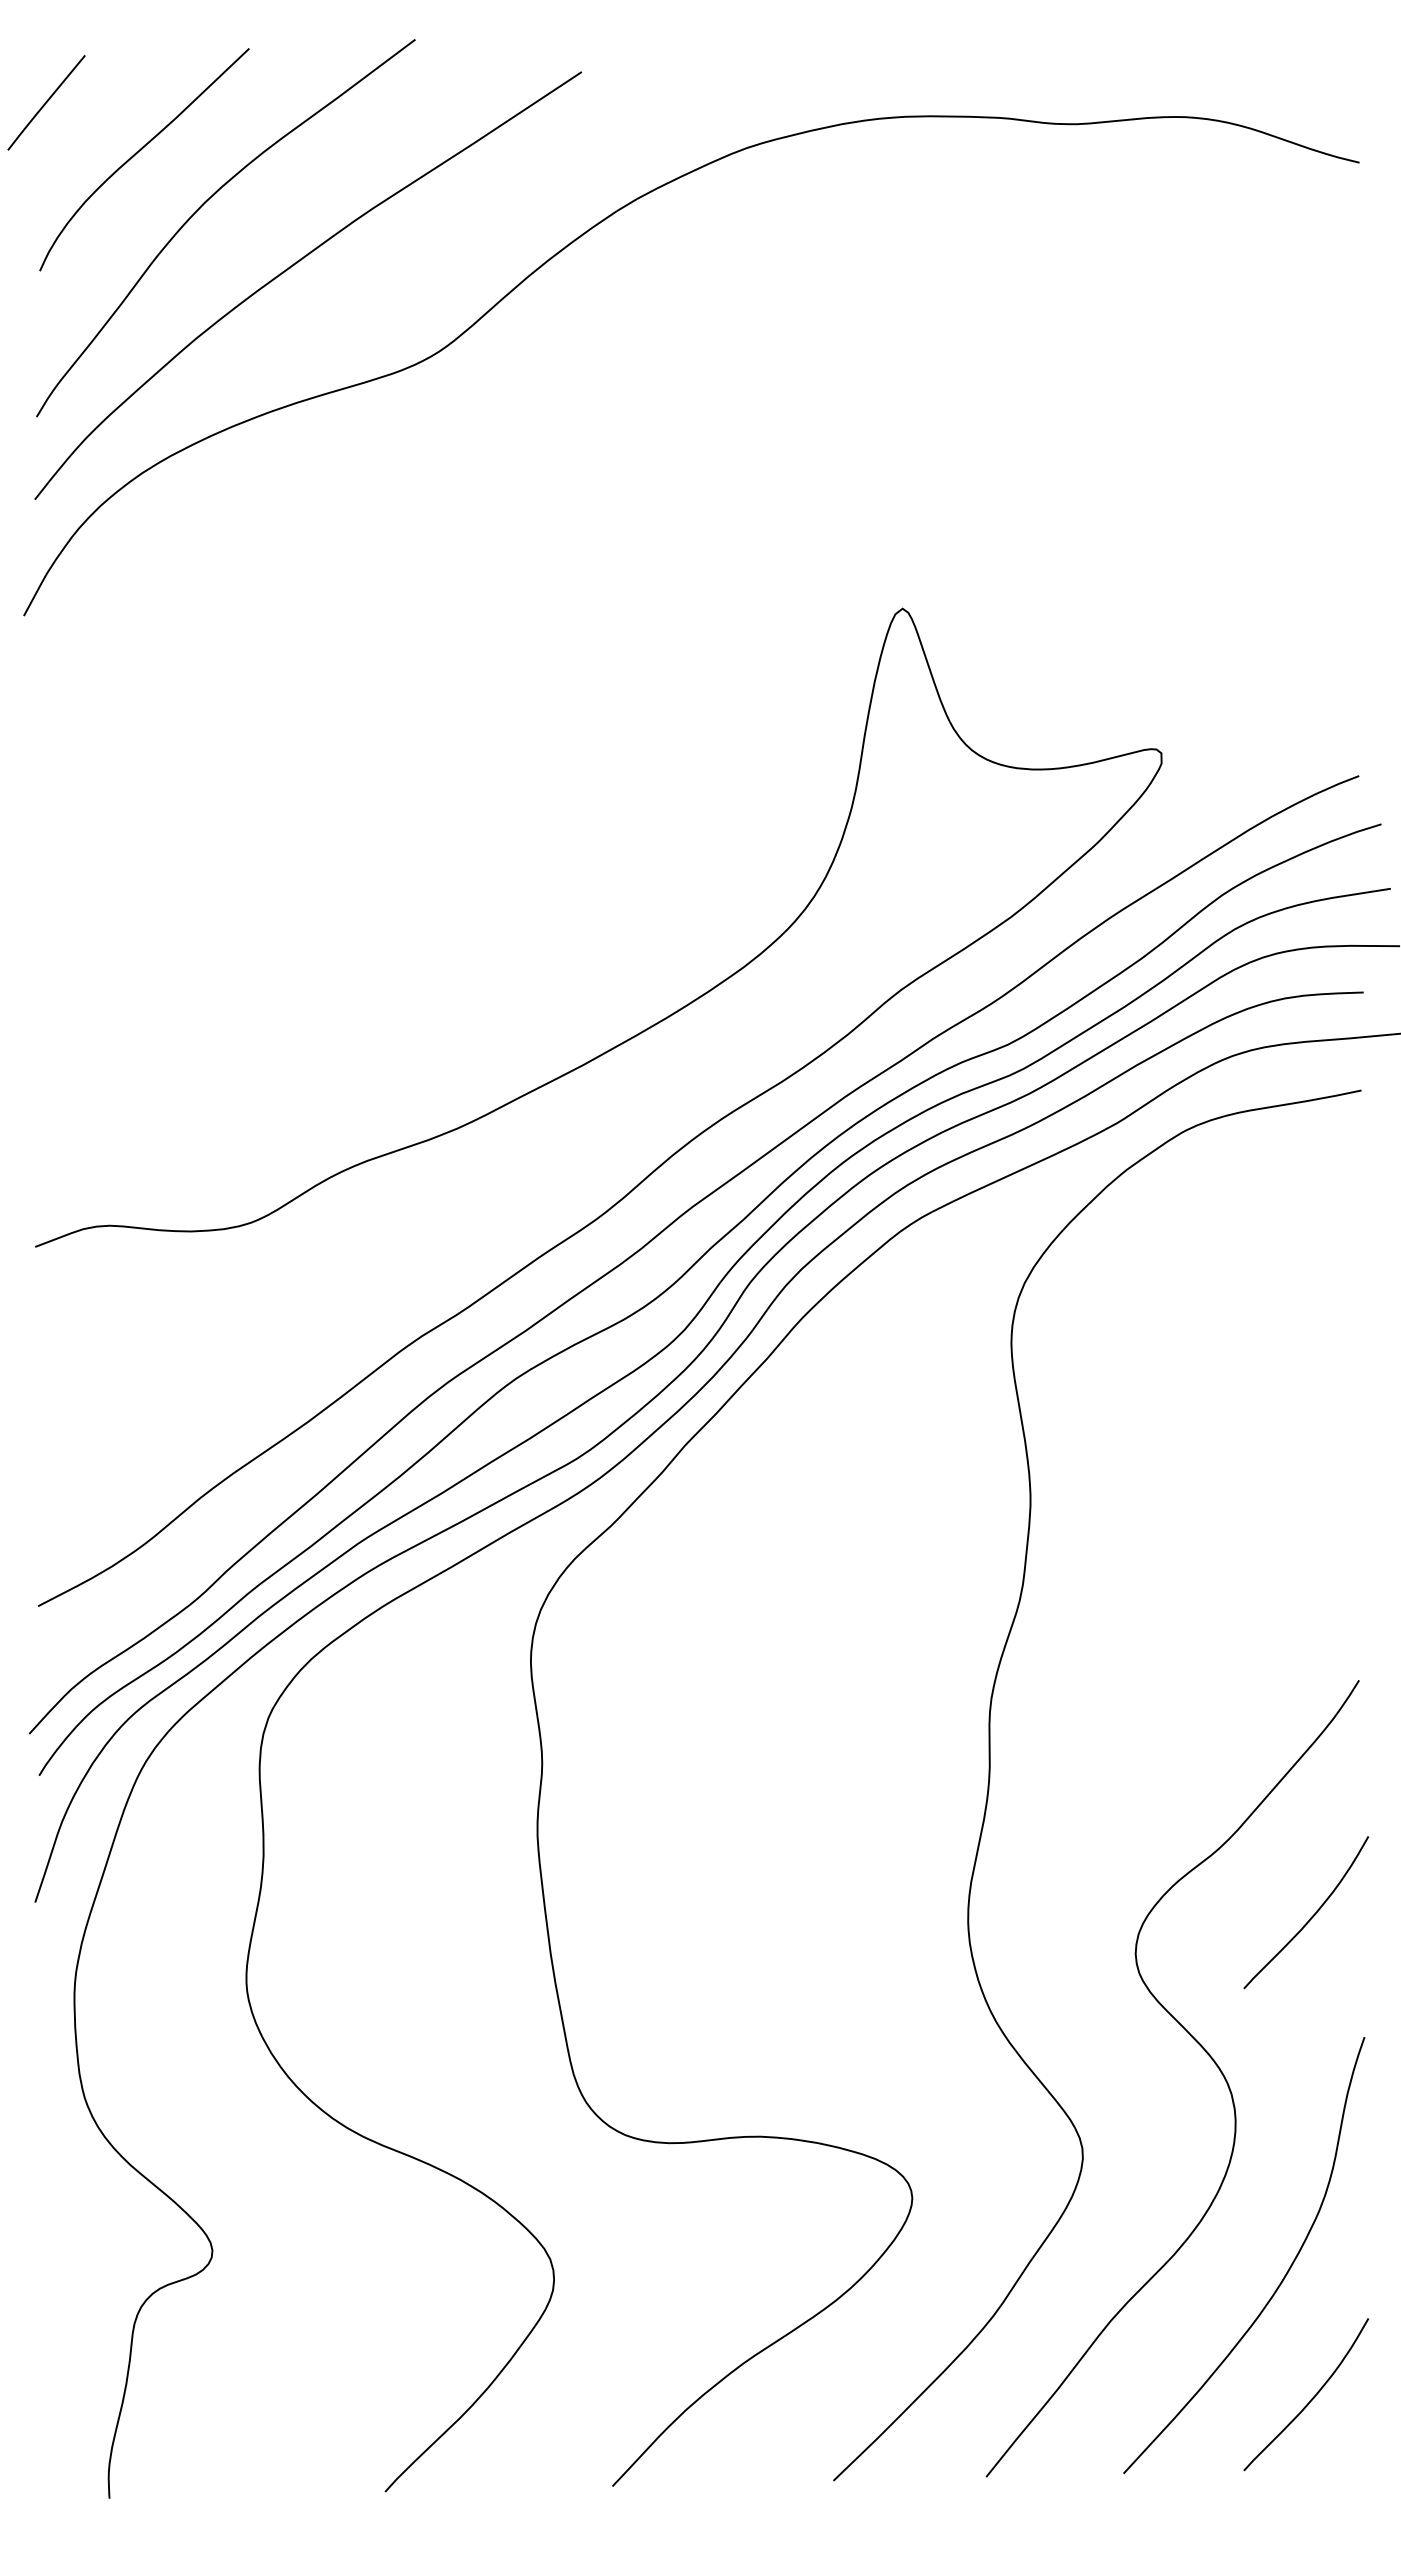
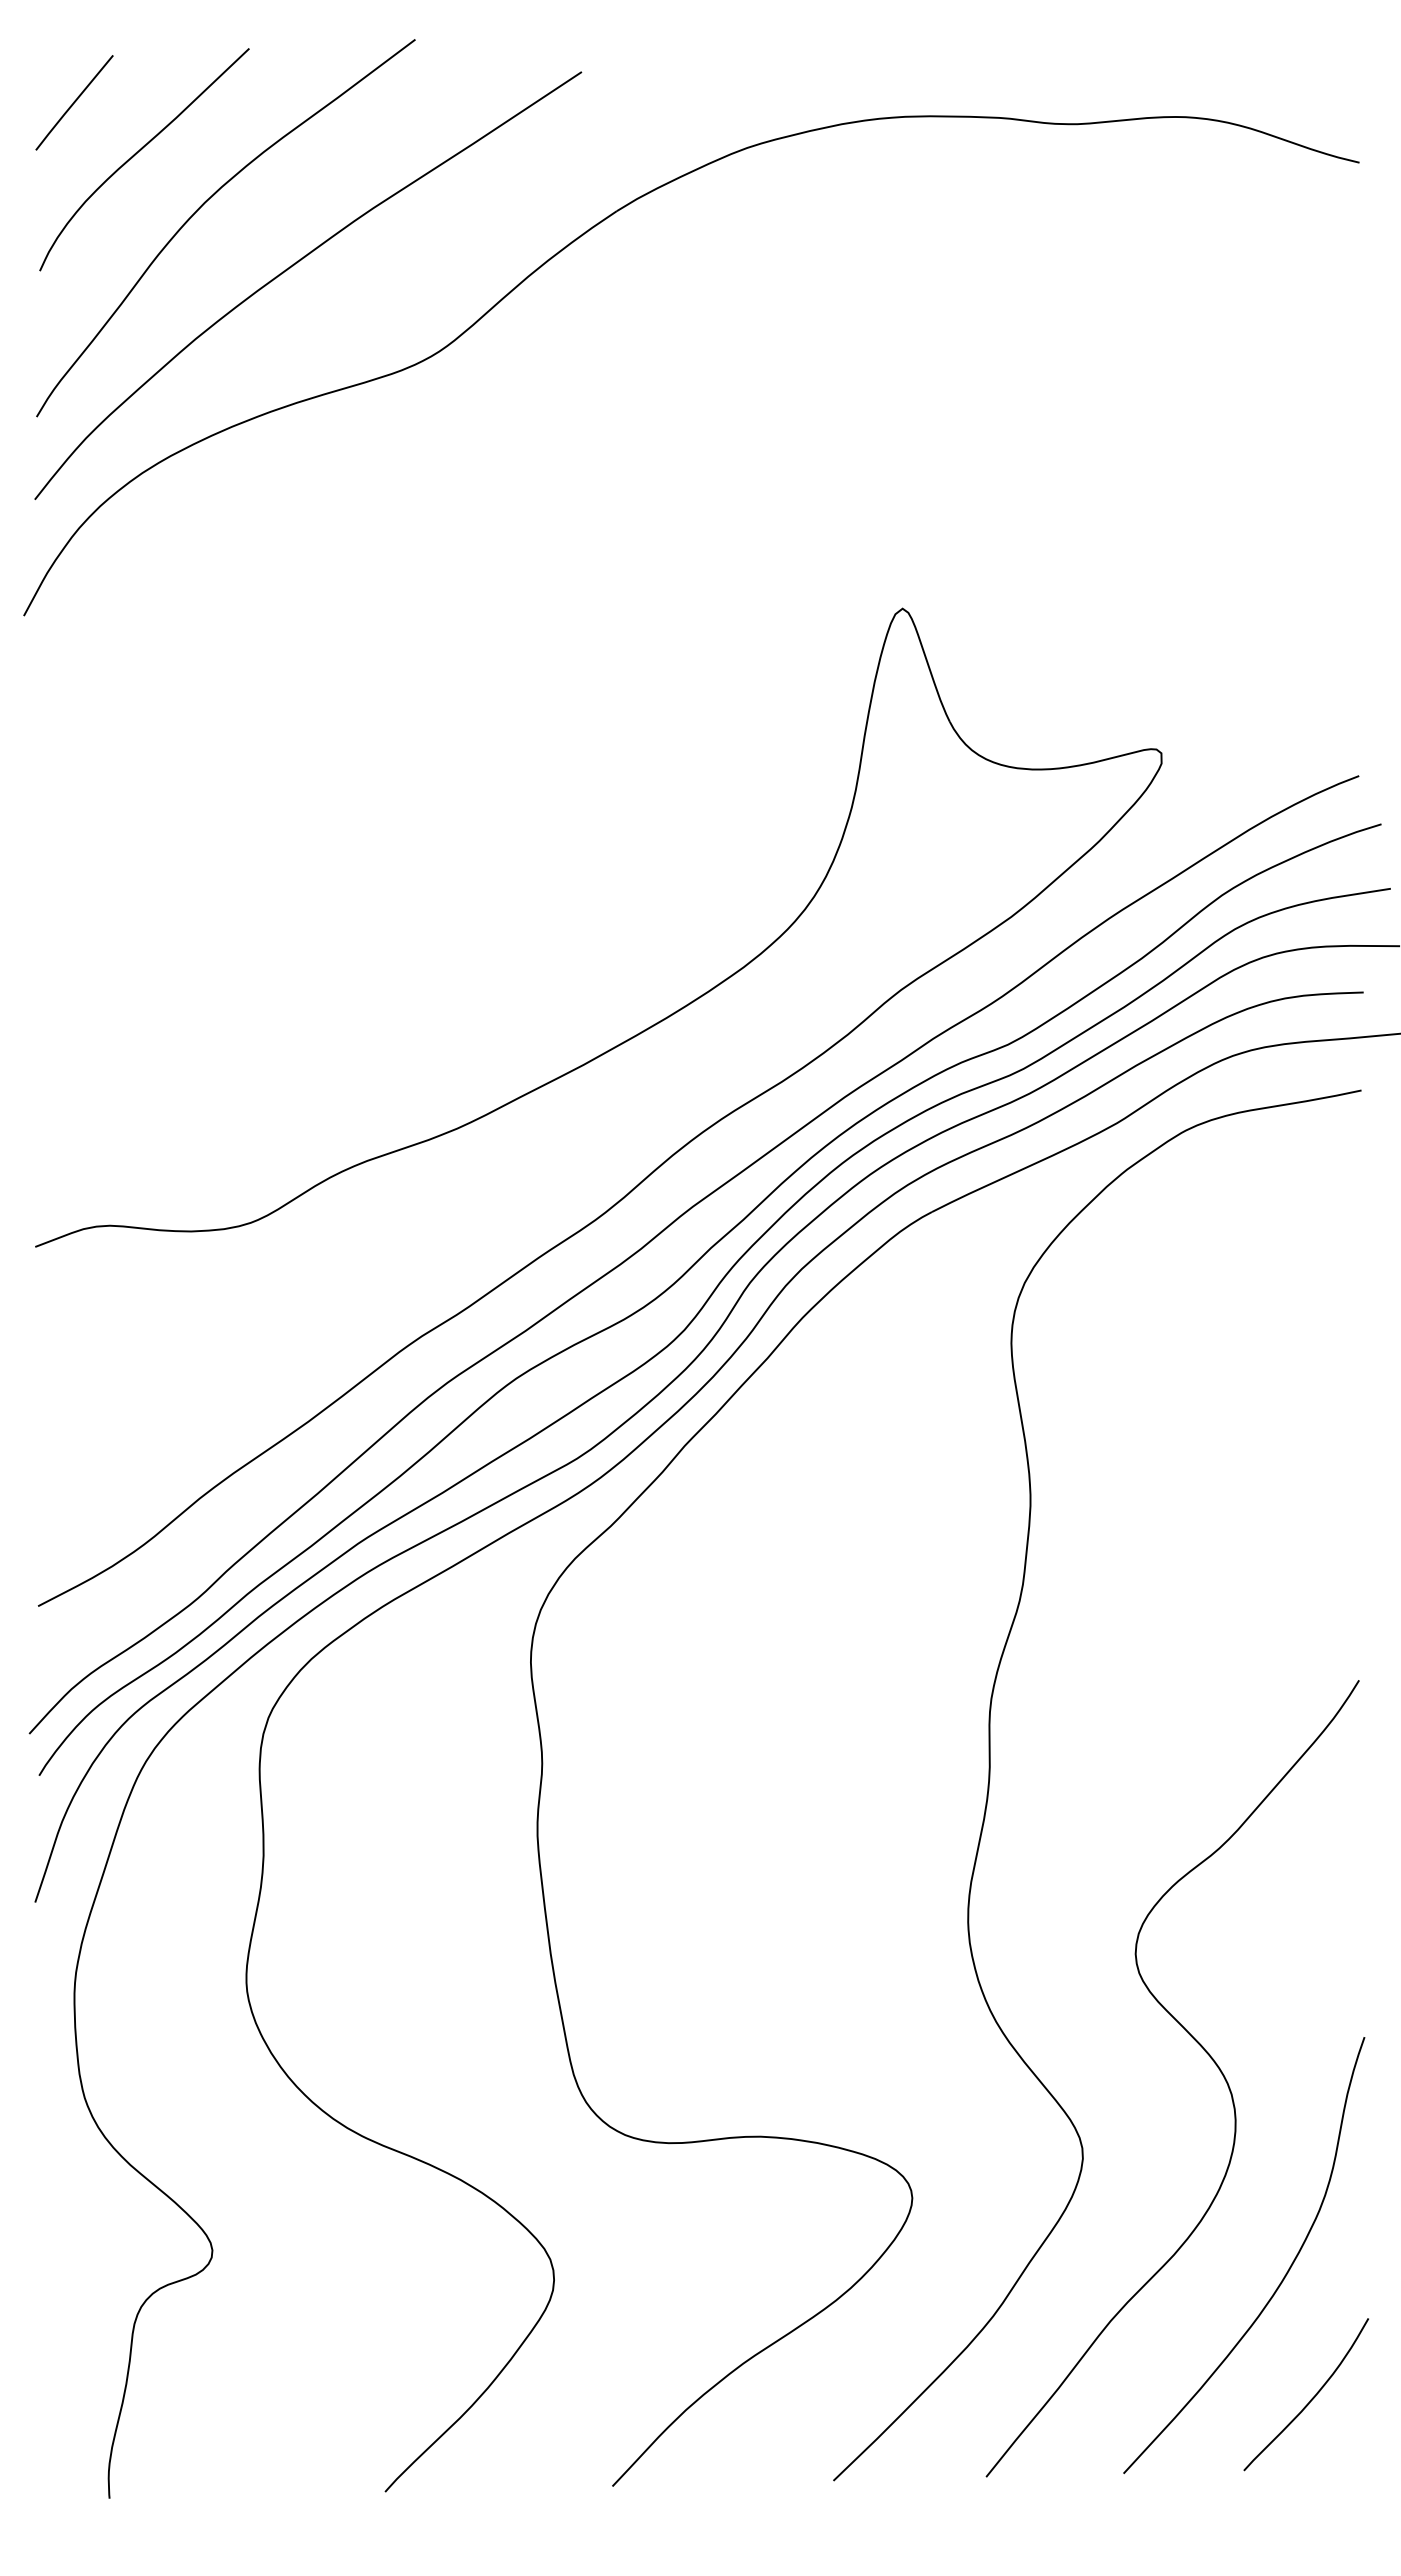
line position: (46, 102) -> (74, 102) (74, 102)
curve: present -> none (1310, 1917)
